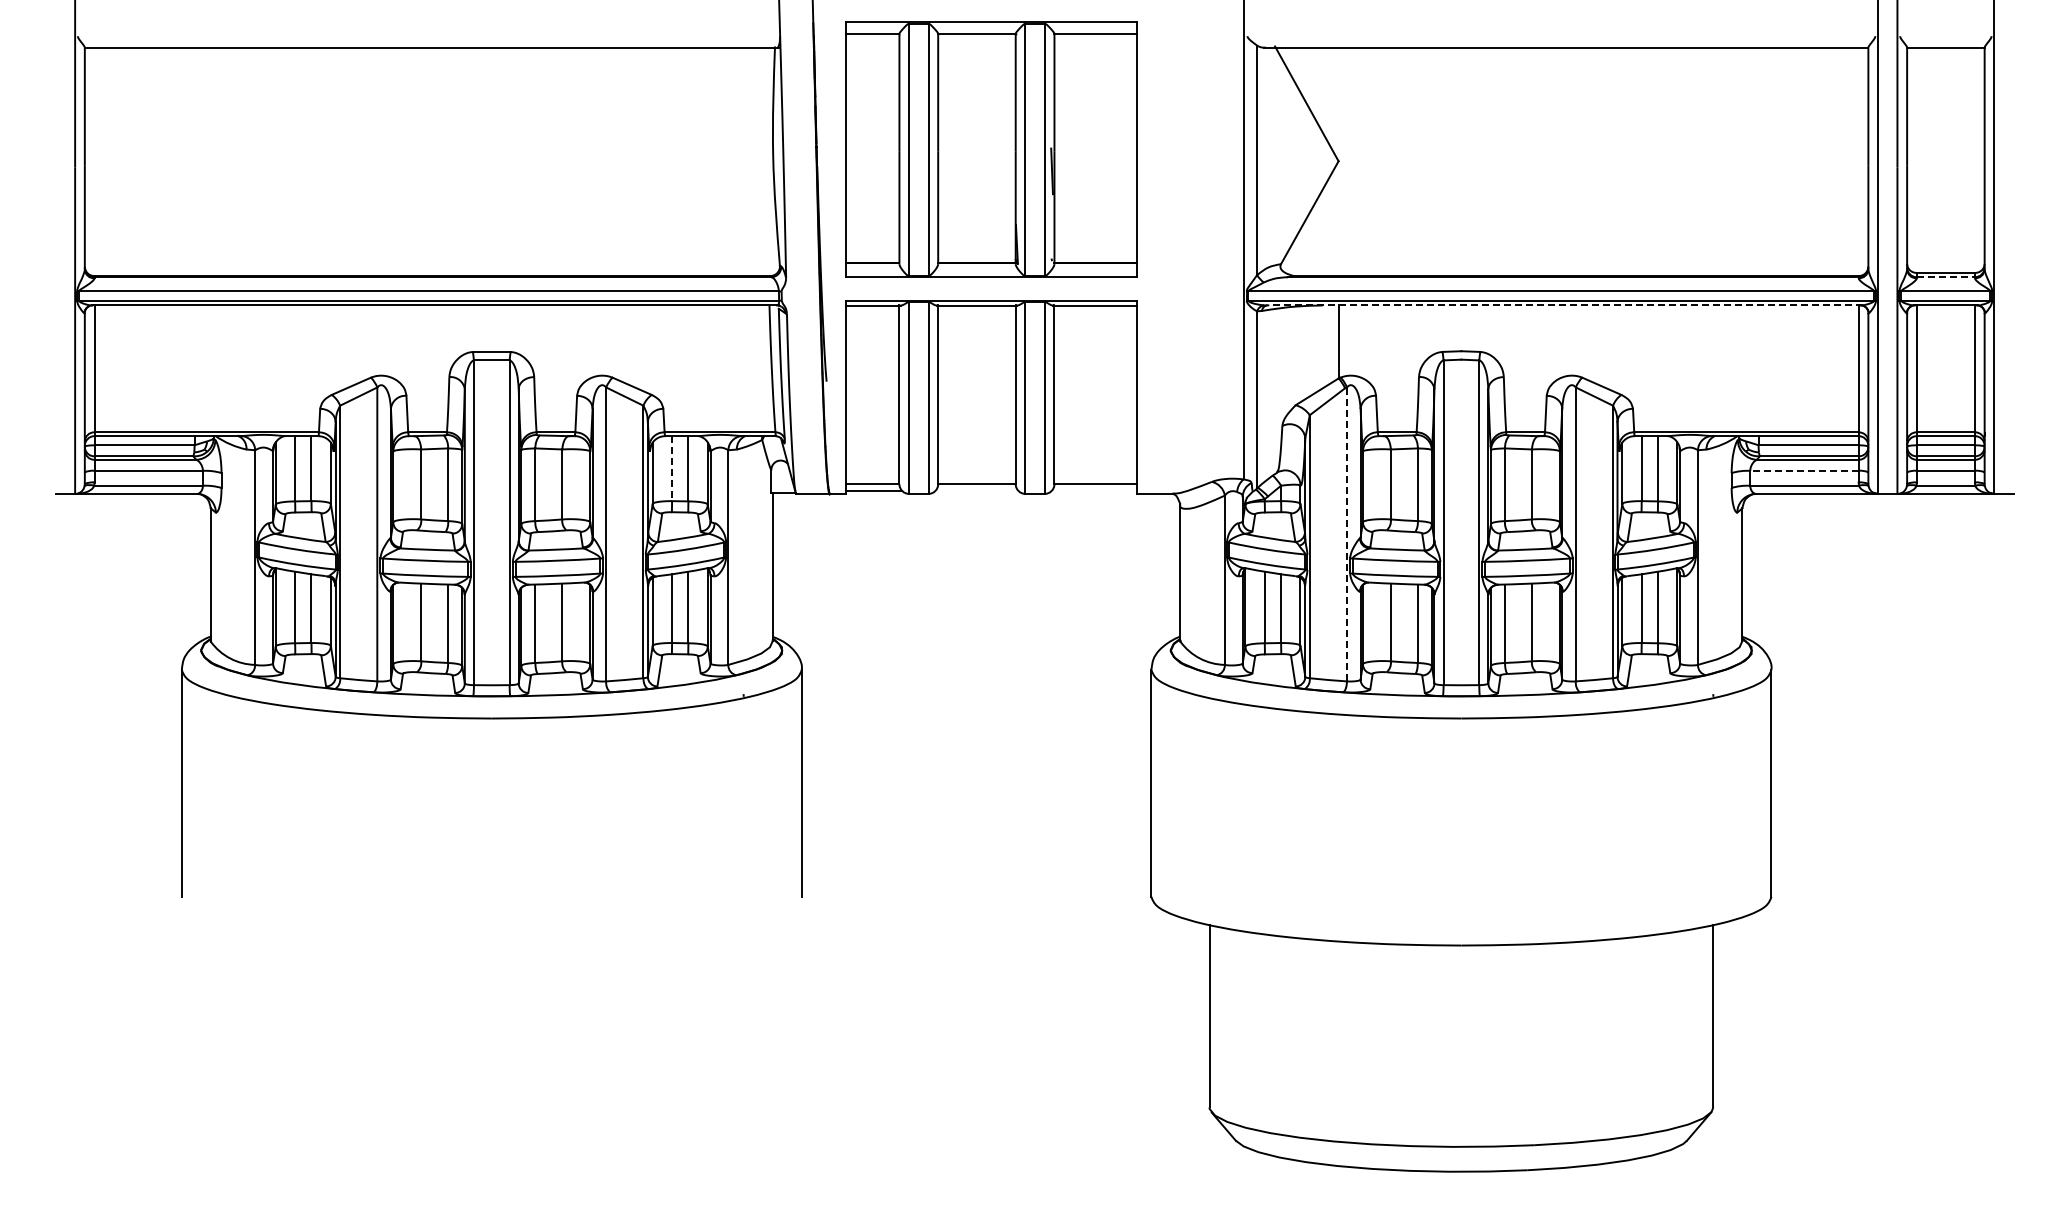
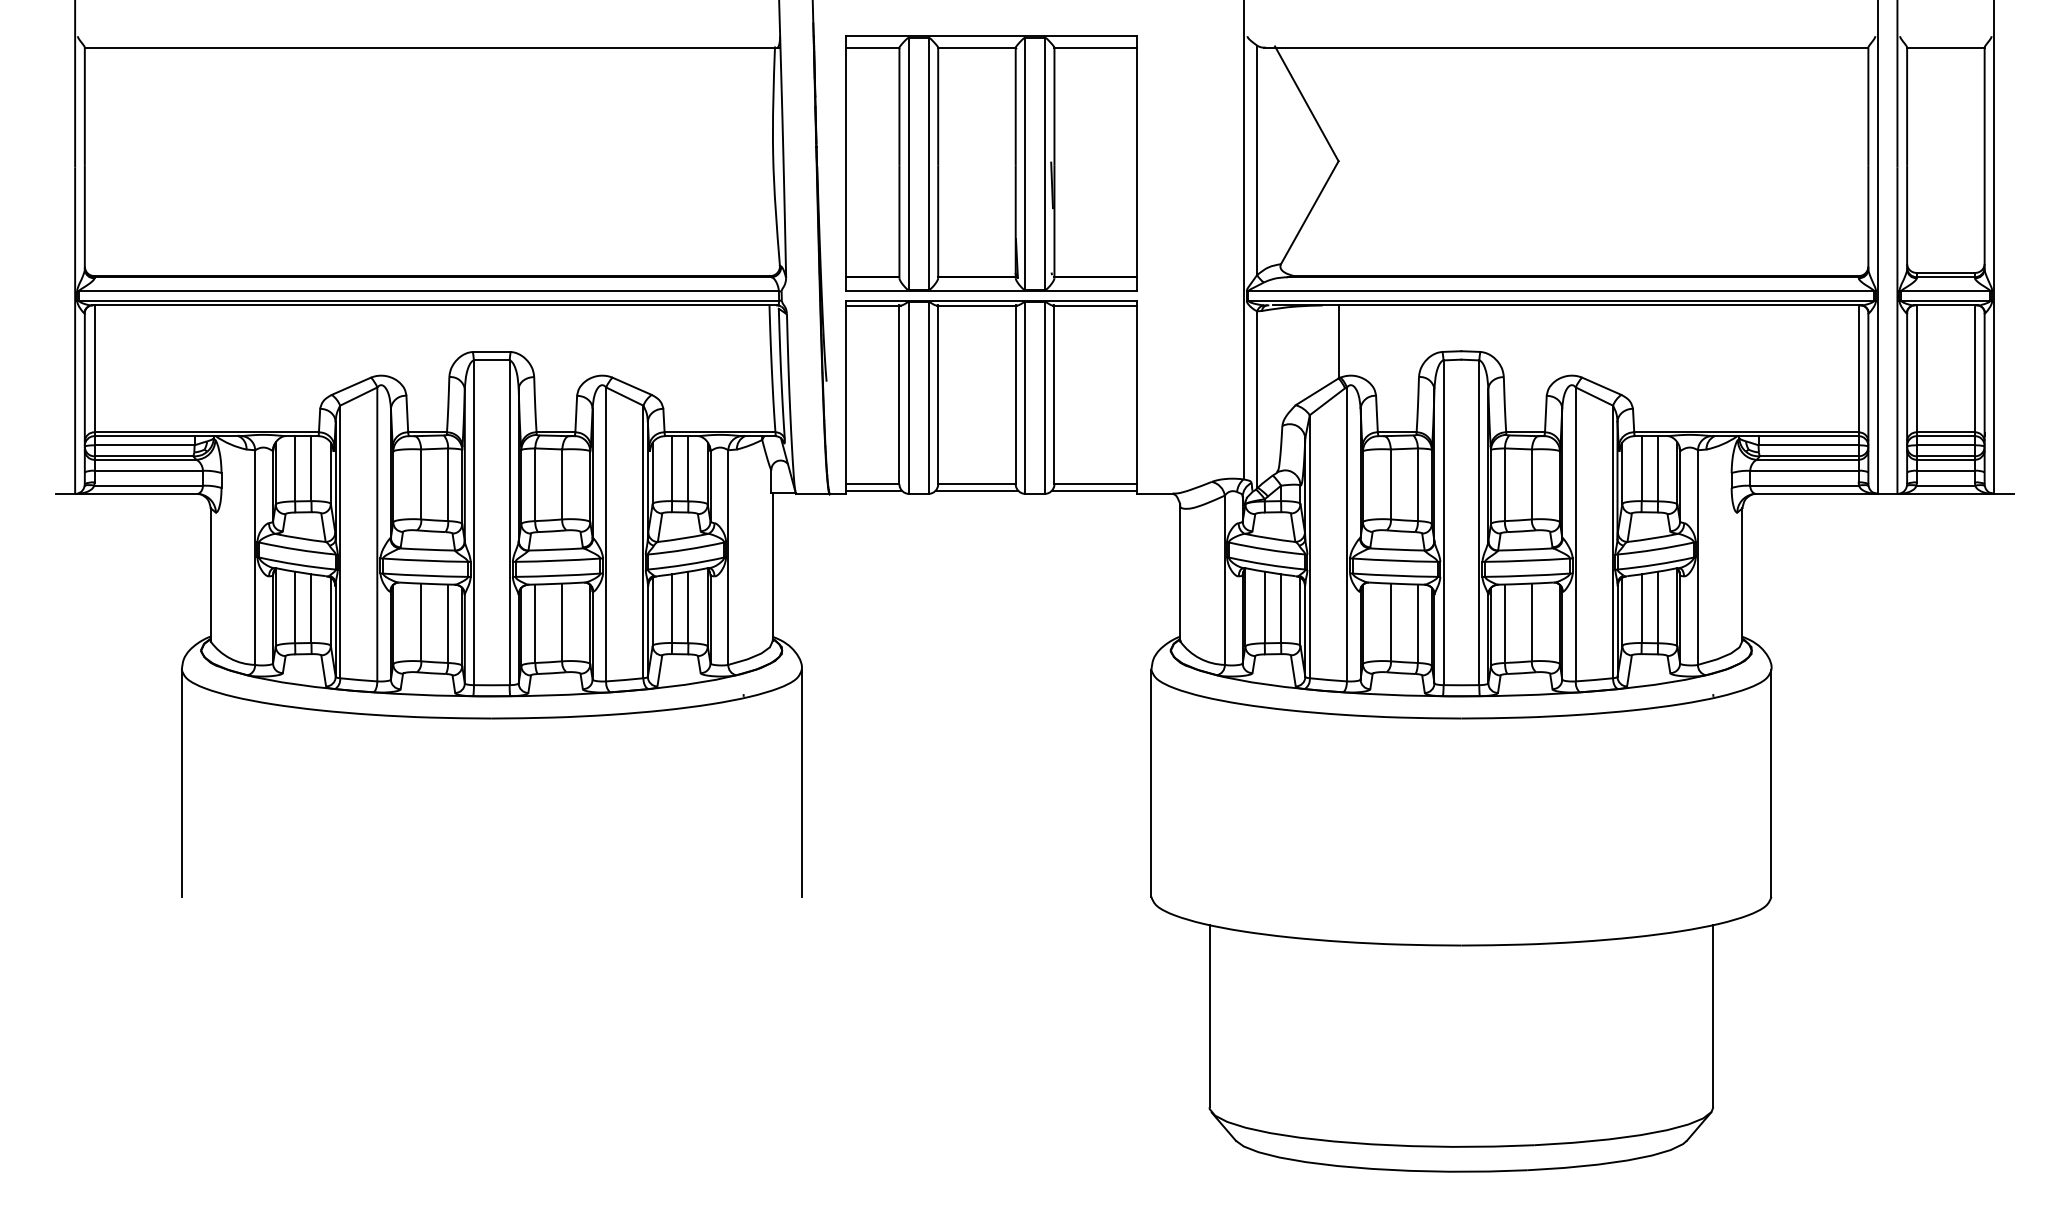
part position: (991, 149) -> (991, 163) (991, 163)
line: dashed -> solid (1946, 277)
line: dashed -> solid (1567, 305)
line: dashed -> solid (672, 469)
line: dashed -> solid (1803, 470)
line: none -> present (976, 490)
line: none -> present (1093, 490)
line: dashed -> solid (1346, 534)
